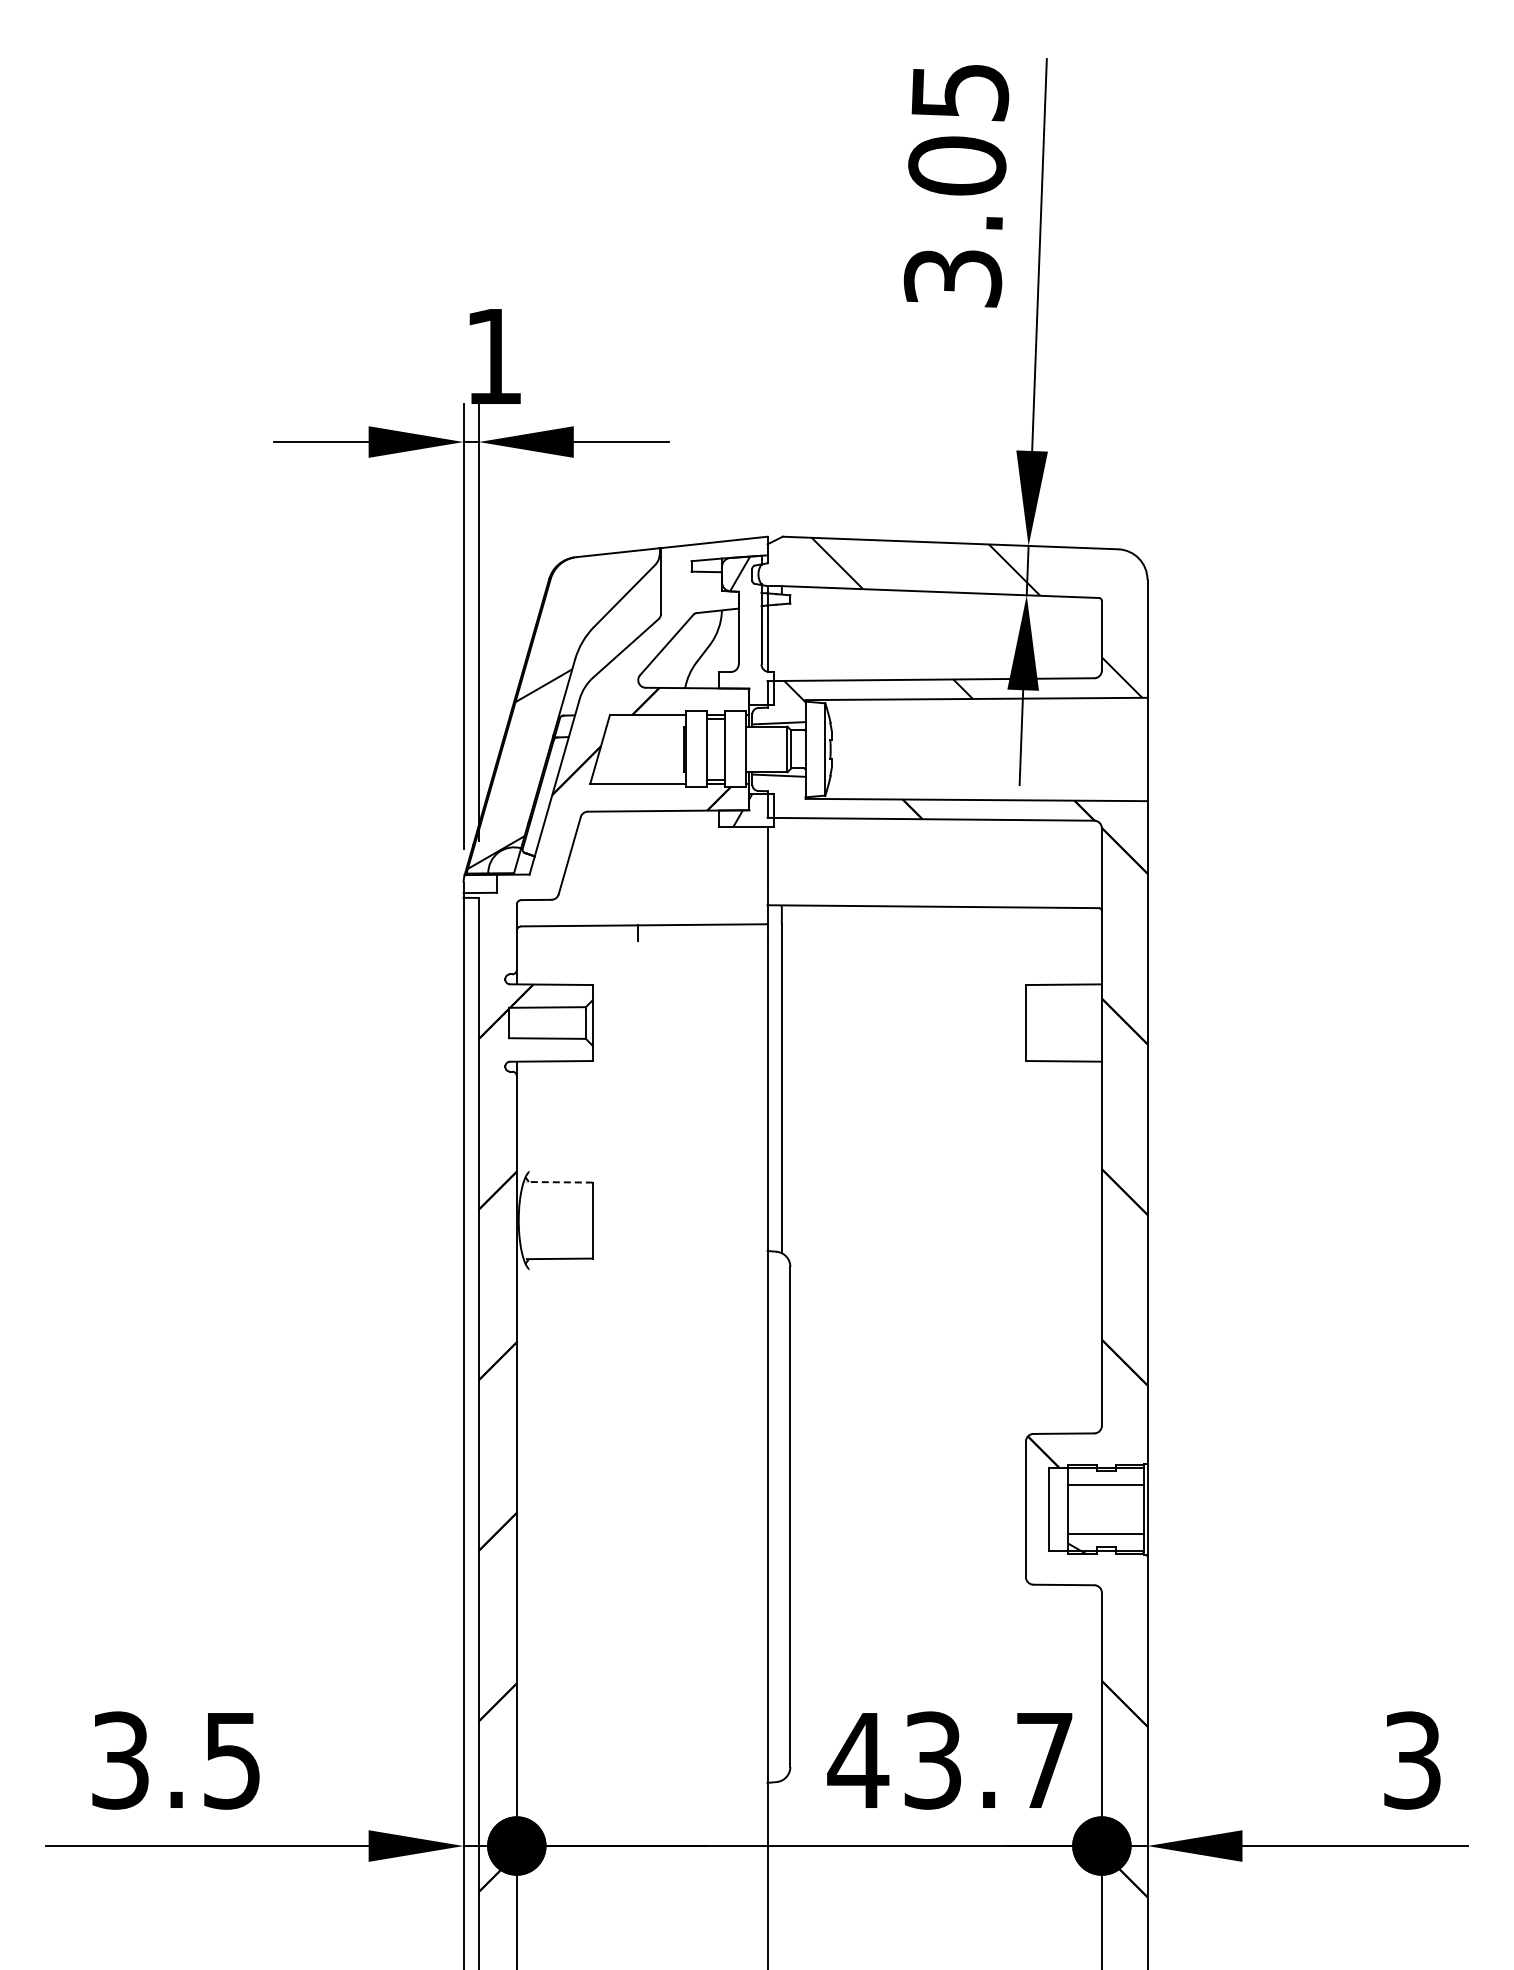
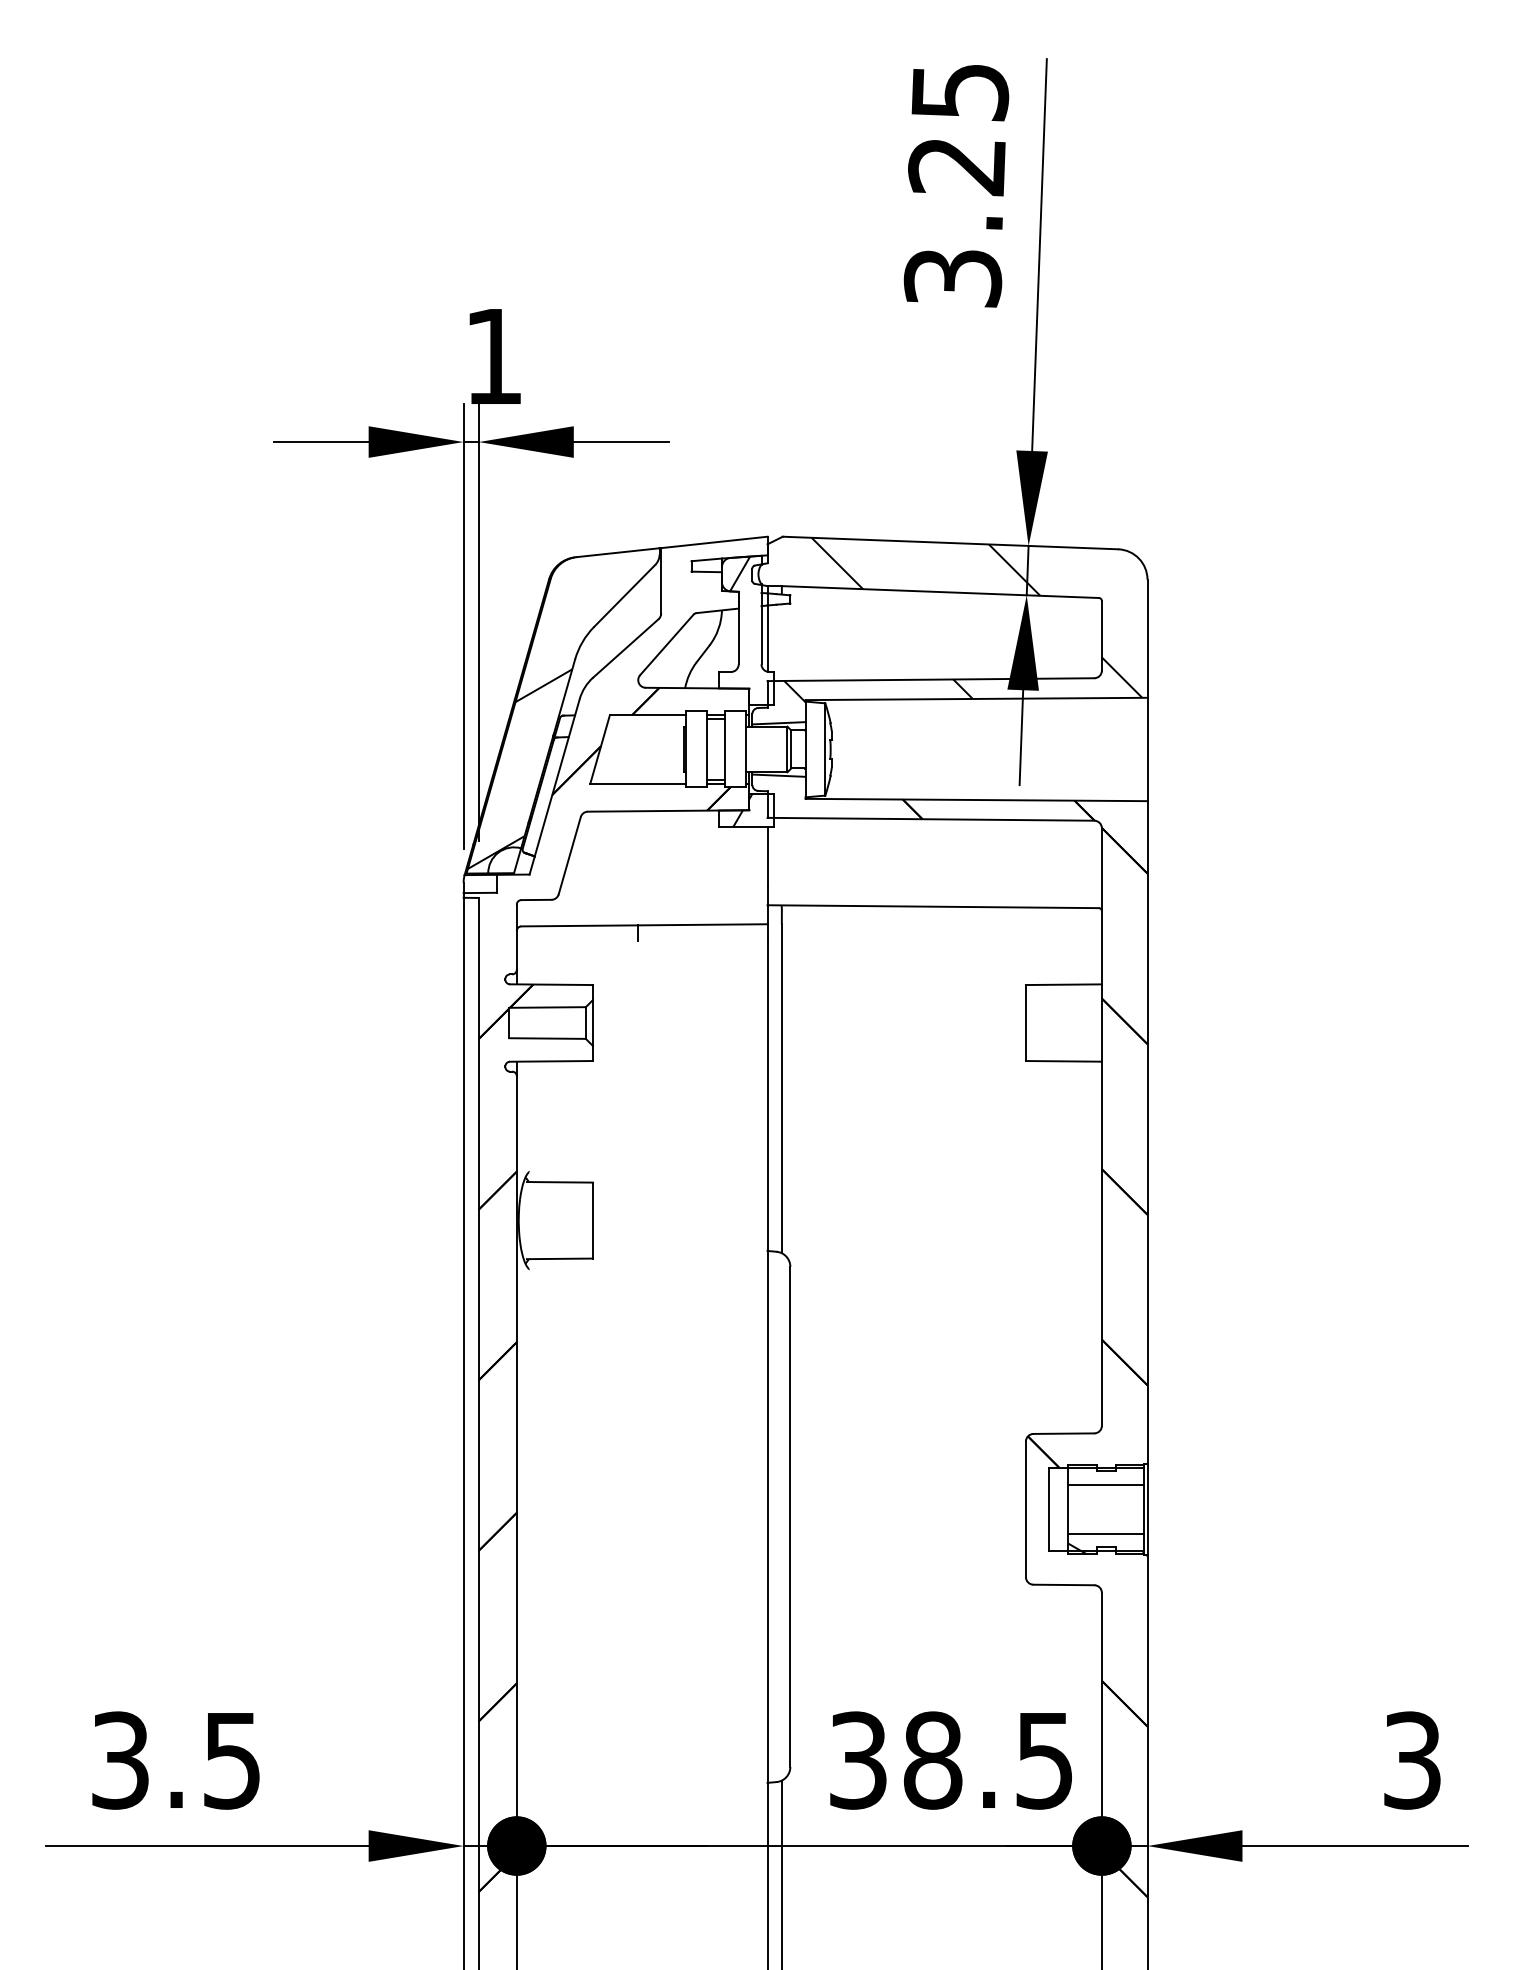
text: 3.05 -> 3.25 (957, 166)
line: dashed -> solid (559, 1182)
text: 43.7 -> 38.5 (949, 1760)
line: none -> present (781, 1873)
